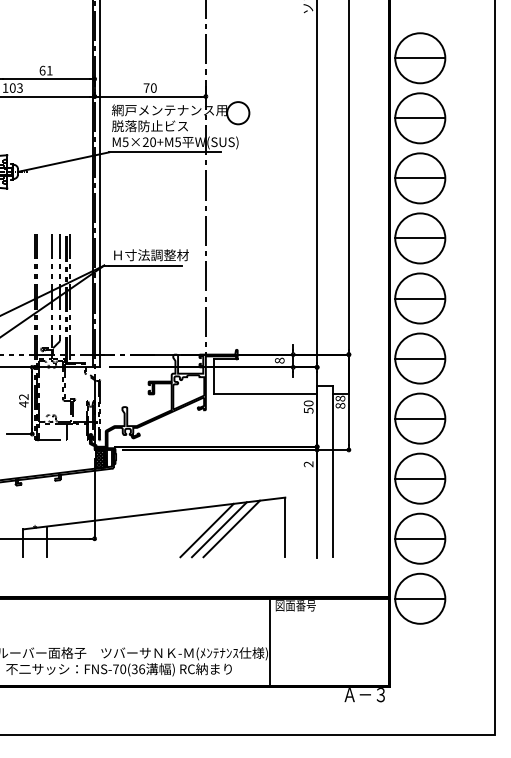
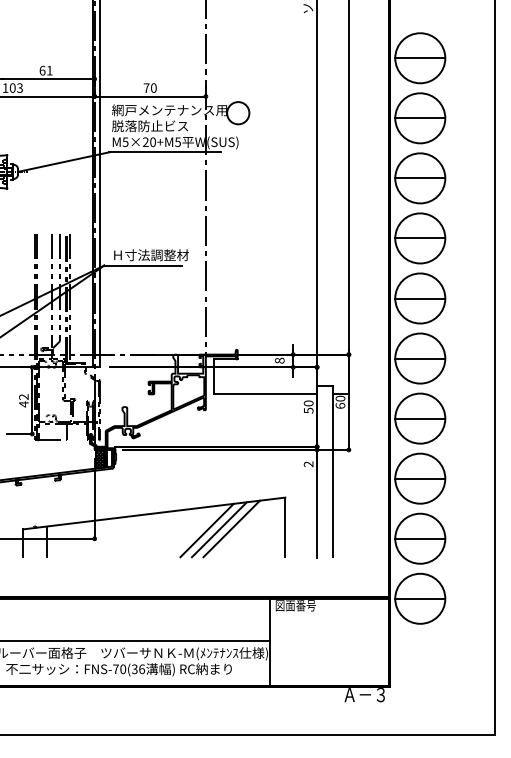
text: 88 -> 60 (340, 401)
line: none -> present (136, 640)
